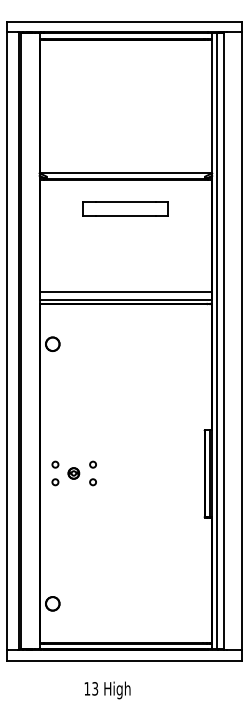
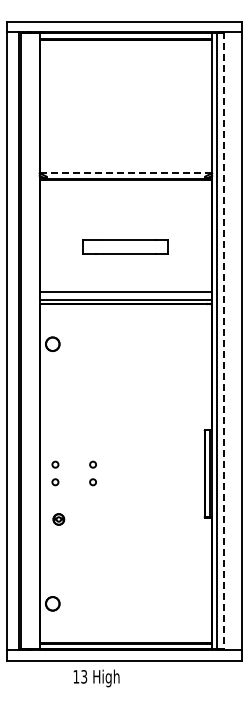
line: solid -> dashed (126, 173)
part position: (125, 208) -> (125, 246) (125, 246)
line: solid -> dashed (224, 341)
part position: (73, 473) -> (58, 519) (58, 519)
text position: (107, 690) -> (96, 678) (96, 678)
